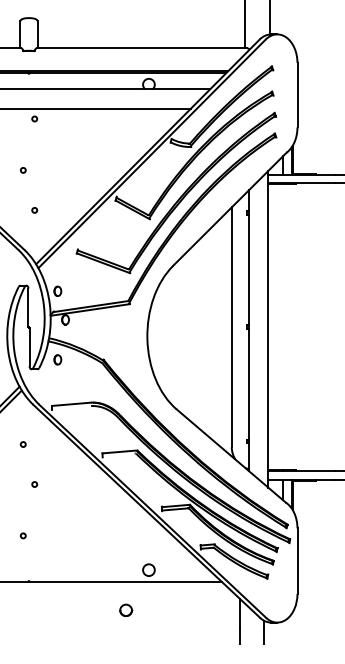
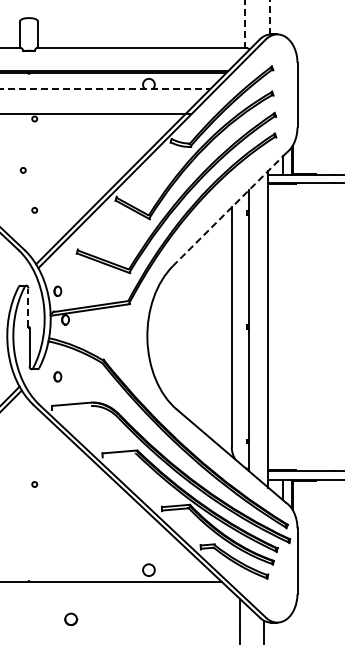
line: solid -> dashed (269, 17)
line: solid -> dashed (245, 24)
line: solid -> dashed (105, 89)
line position: (96, 108) -> (96, 113) (96, 113)
line: solid -> dashed (229, 209)
line: solid -> dashed (28, 307)
part position: (57, 359) -> (57, 376) (57, 376)
circle: present -> none (22, 444)
circle: present -> none (22, 535)
part position: (126, 609) -> (71, 618) (71, 618)
